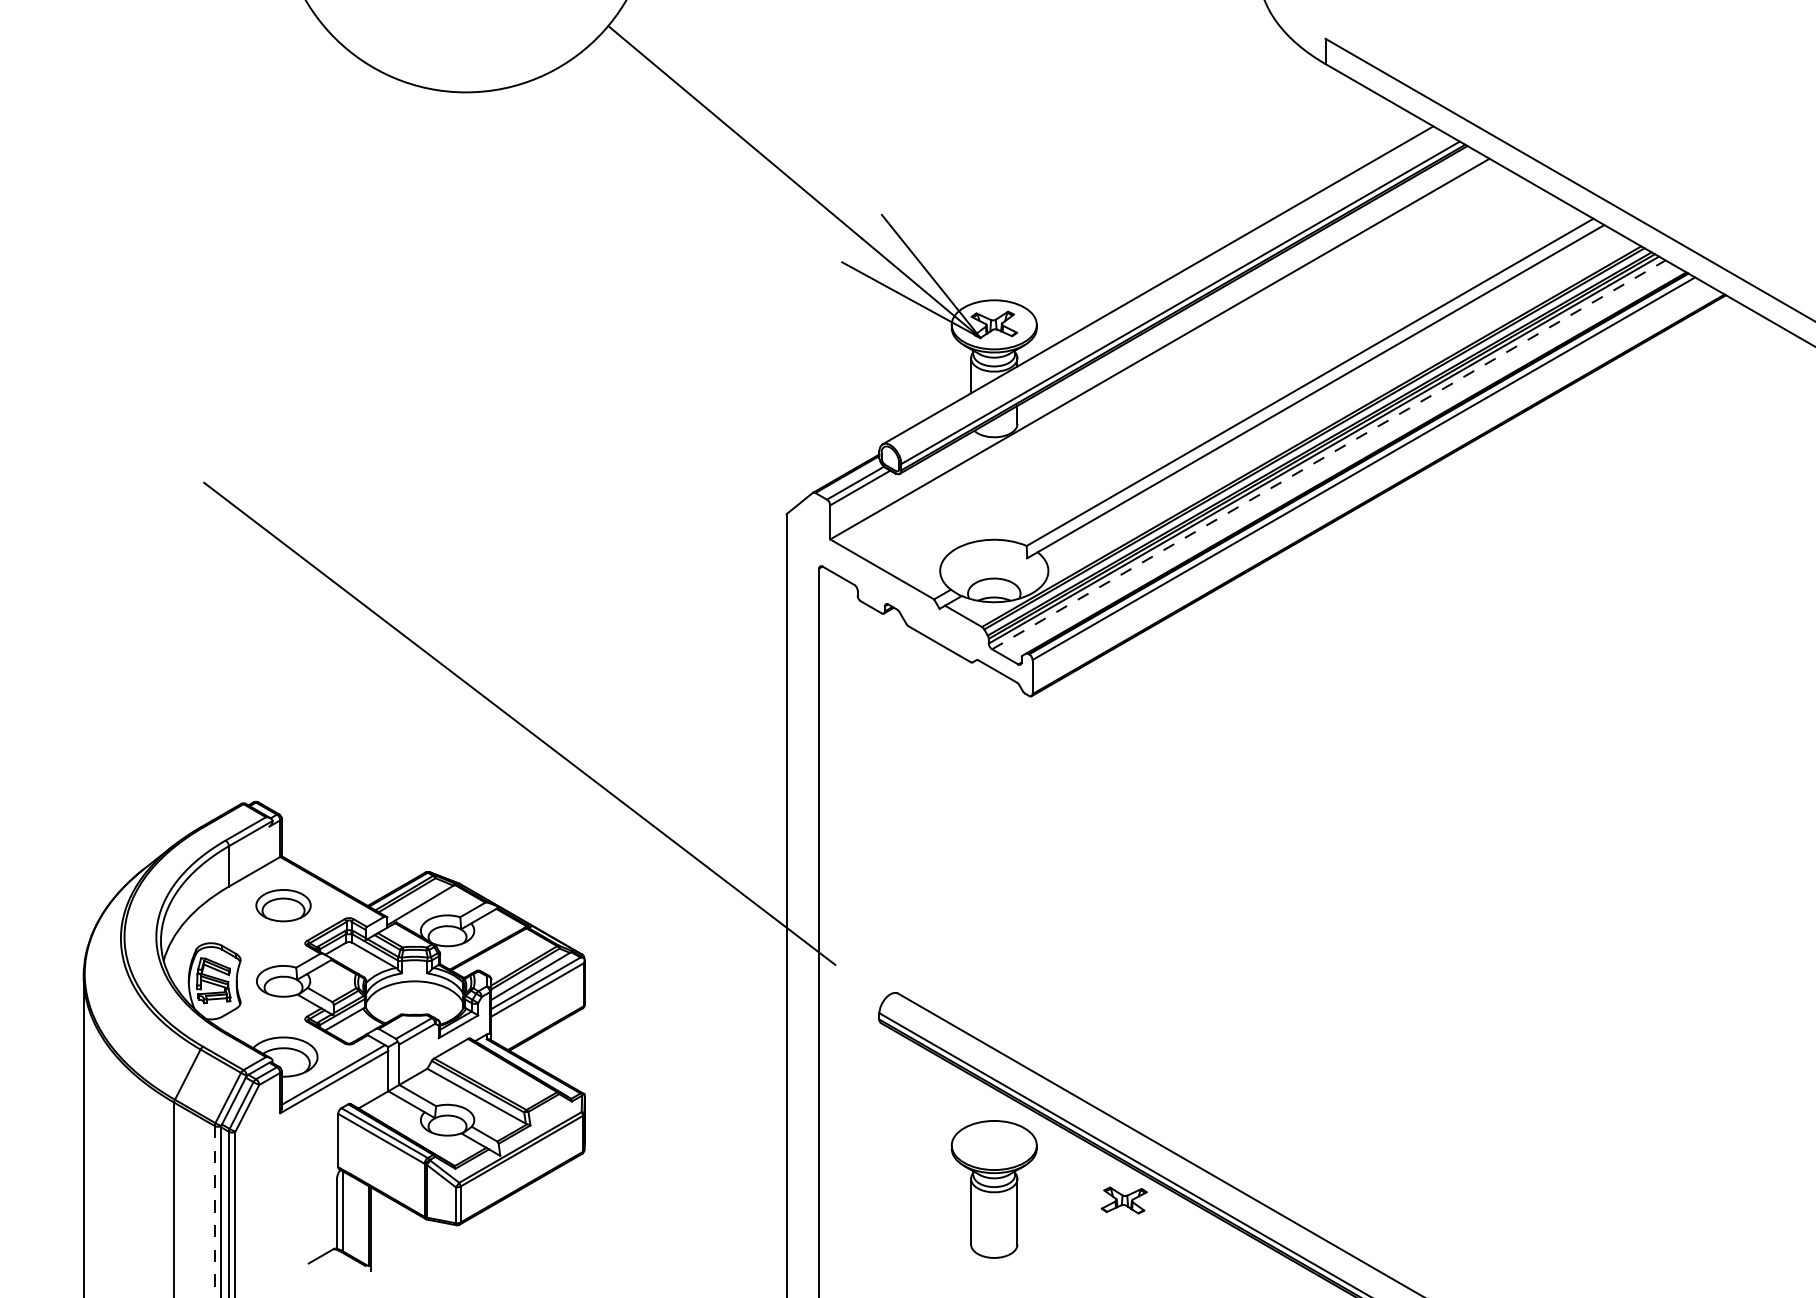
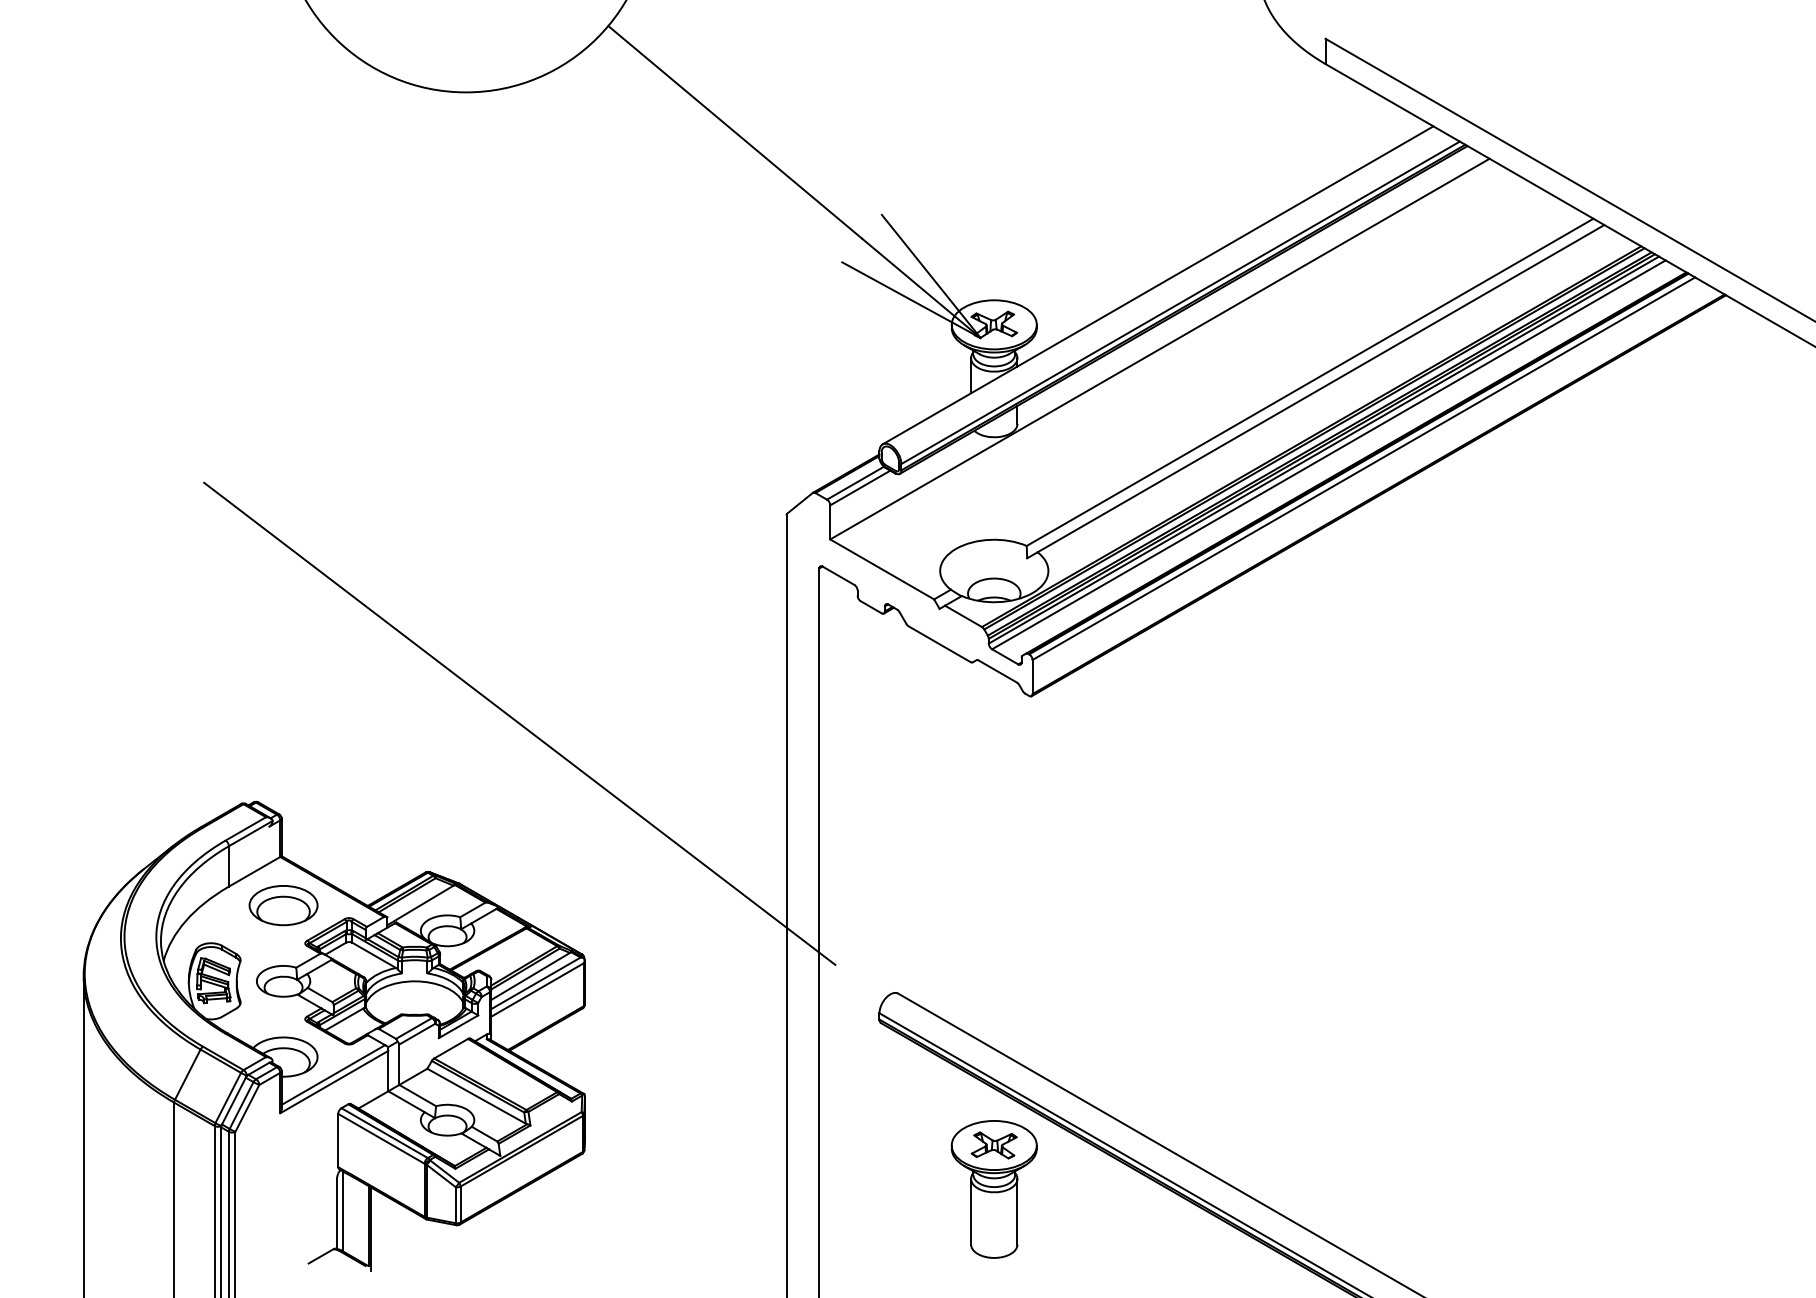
line: dashed -> solid (1328, 454)
part size: 57x34 px -> 71x42 px (283, 905)
part position: (1123, 1200) -> (993, 1145) (993, 1145)
line: dashed -> solid (214, 1211)
